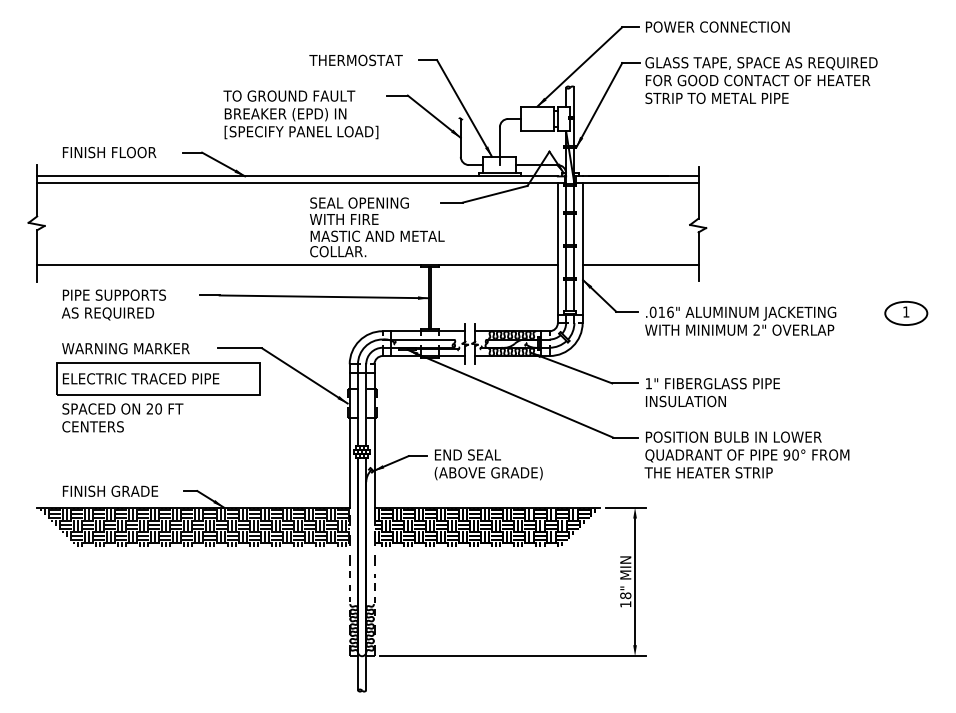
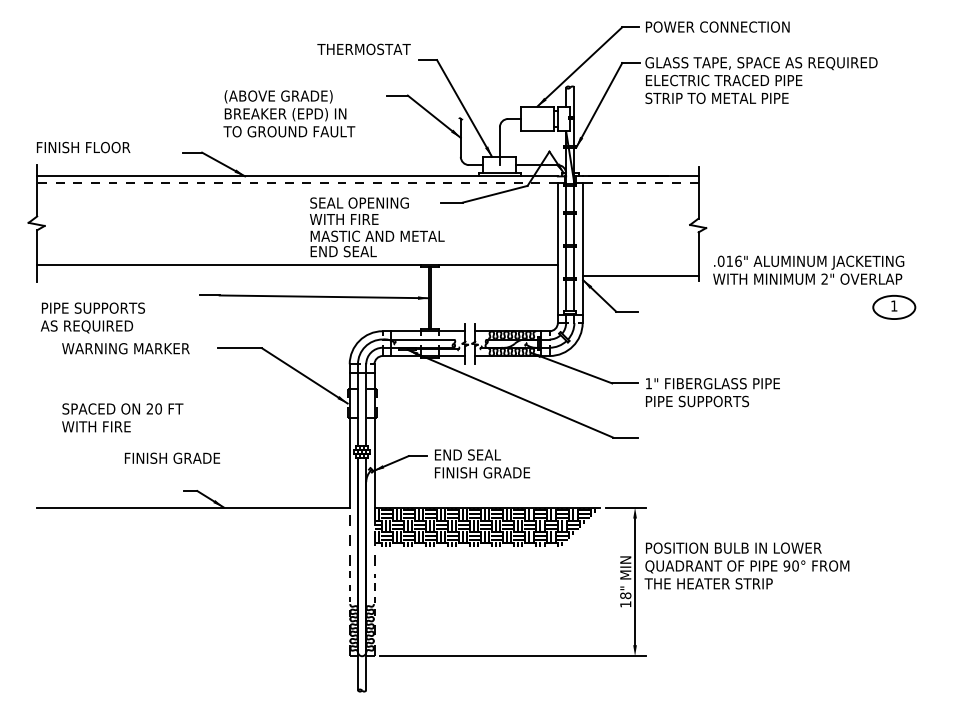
text position: (355, 60) -> (363, 49) (363, 49)
text: FOR GOOD CONTACT OF HEATER -> ELECTRIC TRACED PIPE (758, 80)
text: TO GROUND FAULT -> (ABOVE GRADE) (289, 96)
text: [SPECIFY PANEL LOAD] -> TO GROUND FAULT (300, 132)
text position: (109, 152) -> (83, 147) (83, 147)
line: solid -> dashed (297, 182)
line: solid -> dashed (640, 182)
text: COLLAR. -> END SEAL (343, 251)
line position: (640, 265) -> (640, 276) (640, 276)
text position: (113, 304) -> (92, 317) (92, 317)
part position: (906, 313) -> (894, 307) (894, 307)
text position: (740, 320) -> (808, 269) (808, 269)
part: present -> none (158, 378)
text: INSULATION -> PIPE SUPPORTS (698, 401)
text: CENTERS -> WITH FIRE (96, 426)
text position: (746, 454) -> (746, 565) (746, 565)
text: (ABOVE GRADE) -> FINISH GRADE (488, 473)
text position: (110, 490) -> (172, 457) (172, 457)
hatch: present -> none (193, 527)
